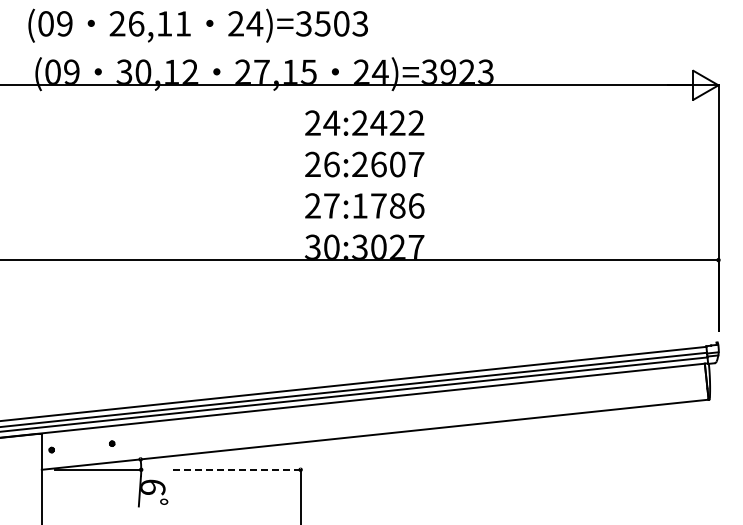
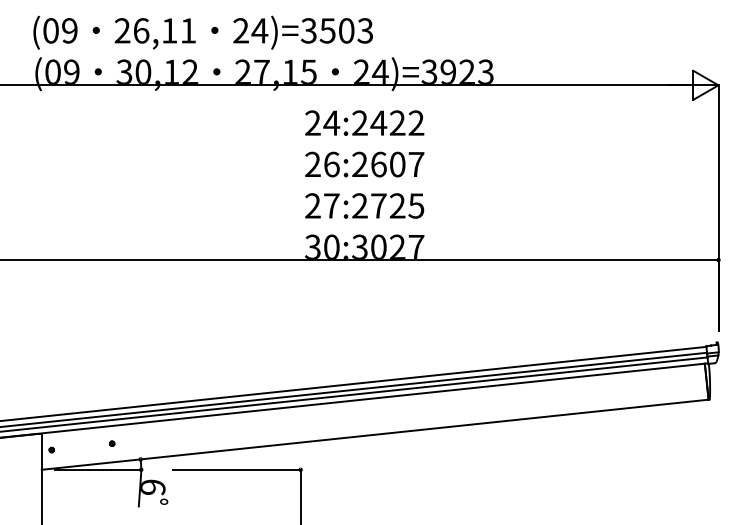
text position: (197, 25) -> (202, 32) (202, 32)
text: 27:1786 -> 27:2725 (388, 205)
line: dashed -> solid (237, 469)
